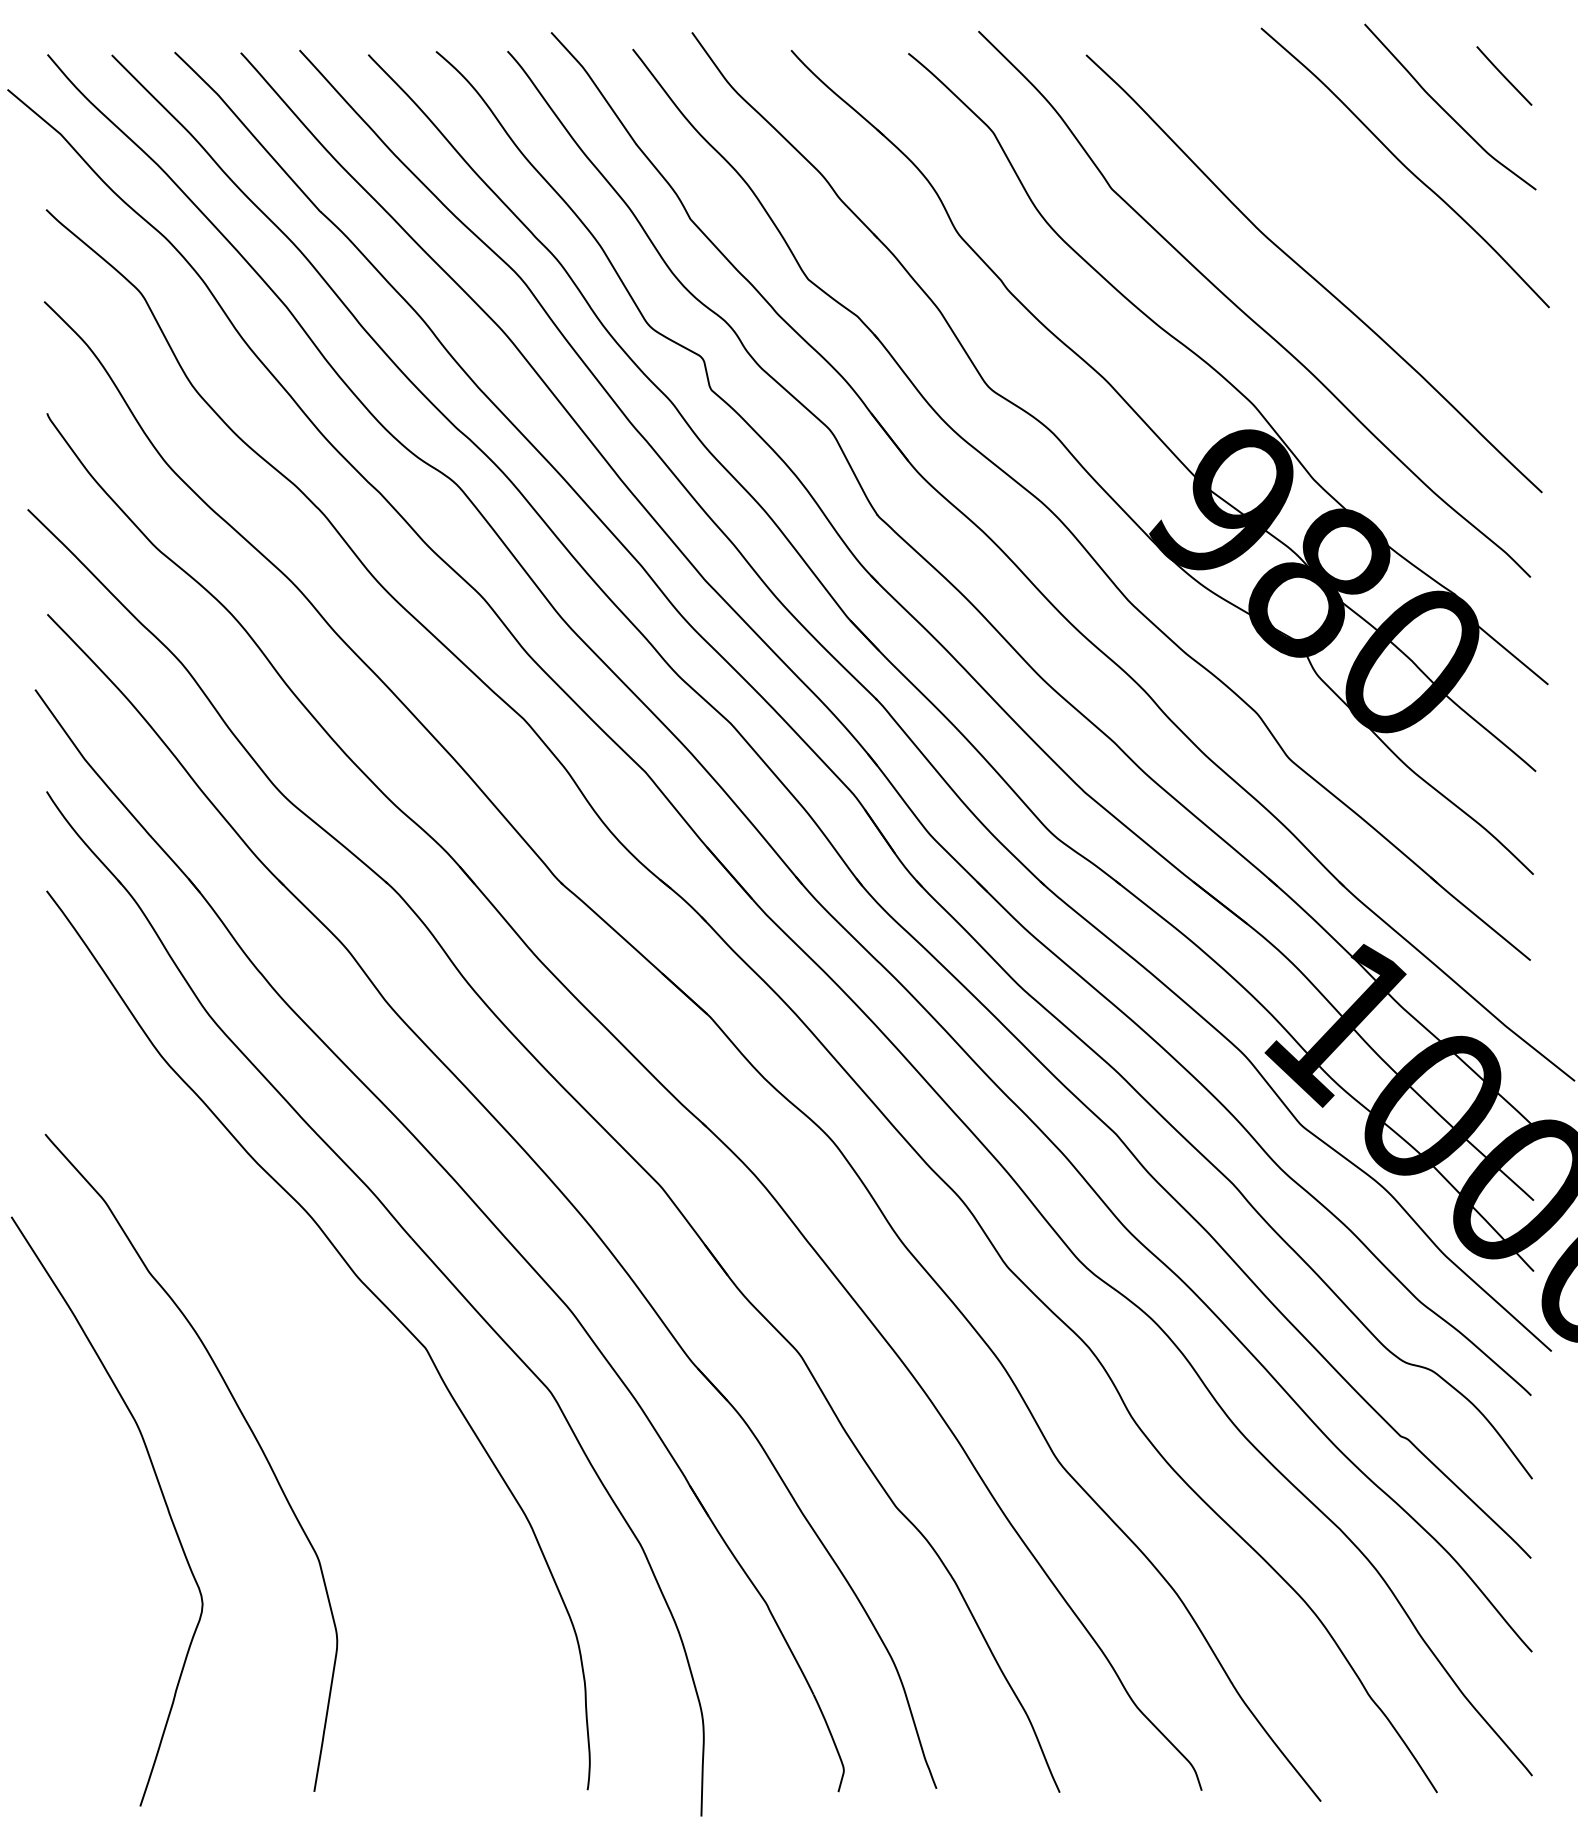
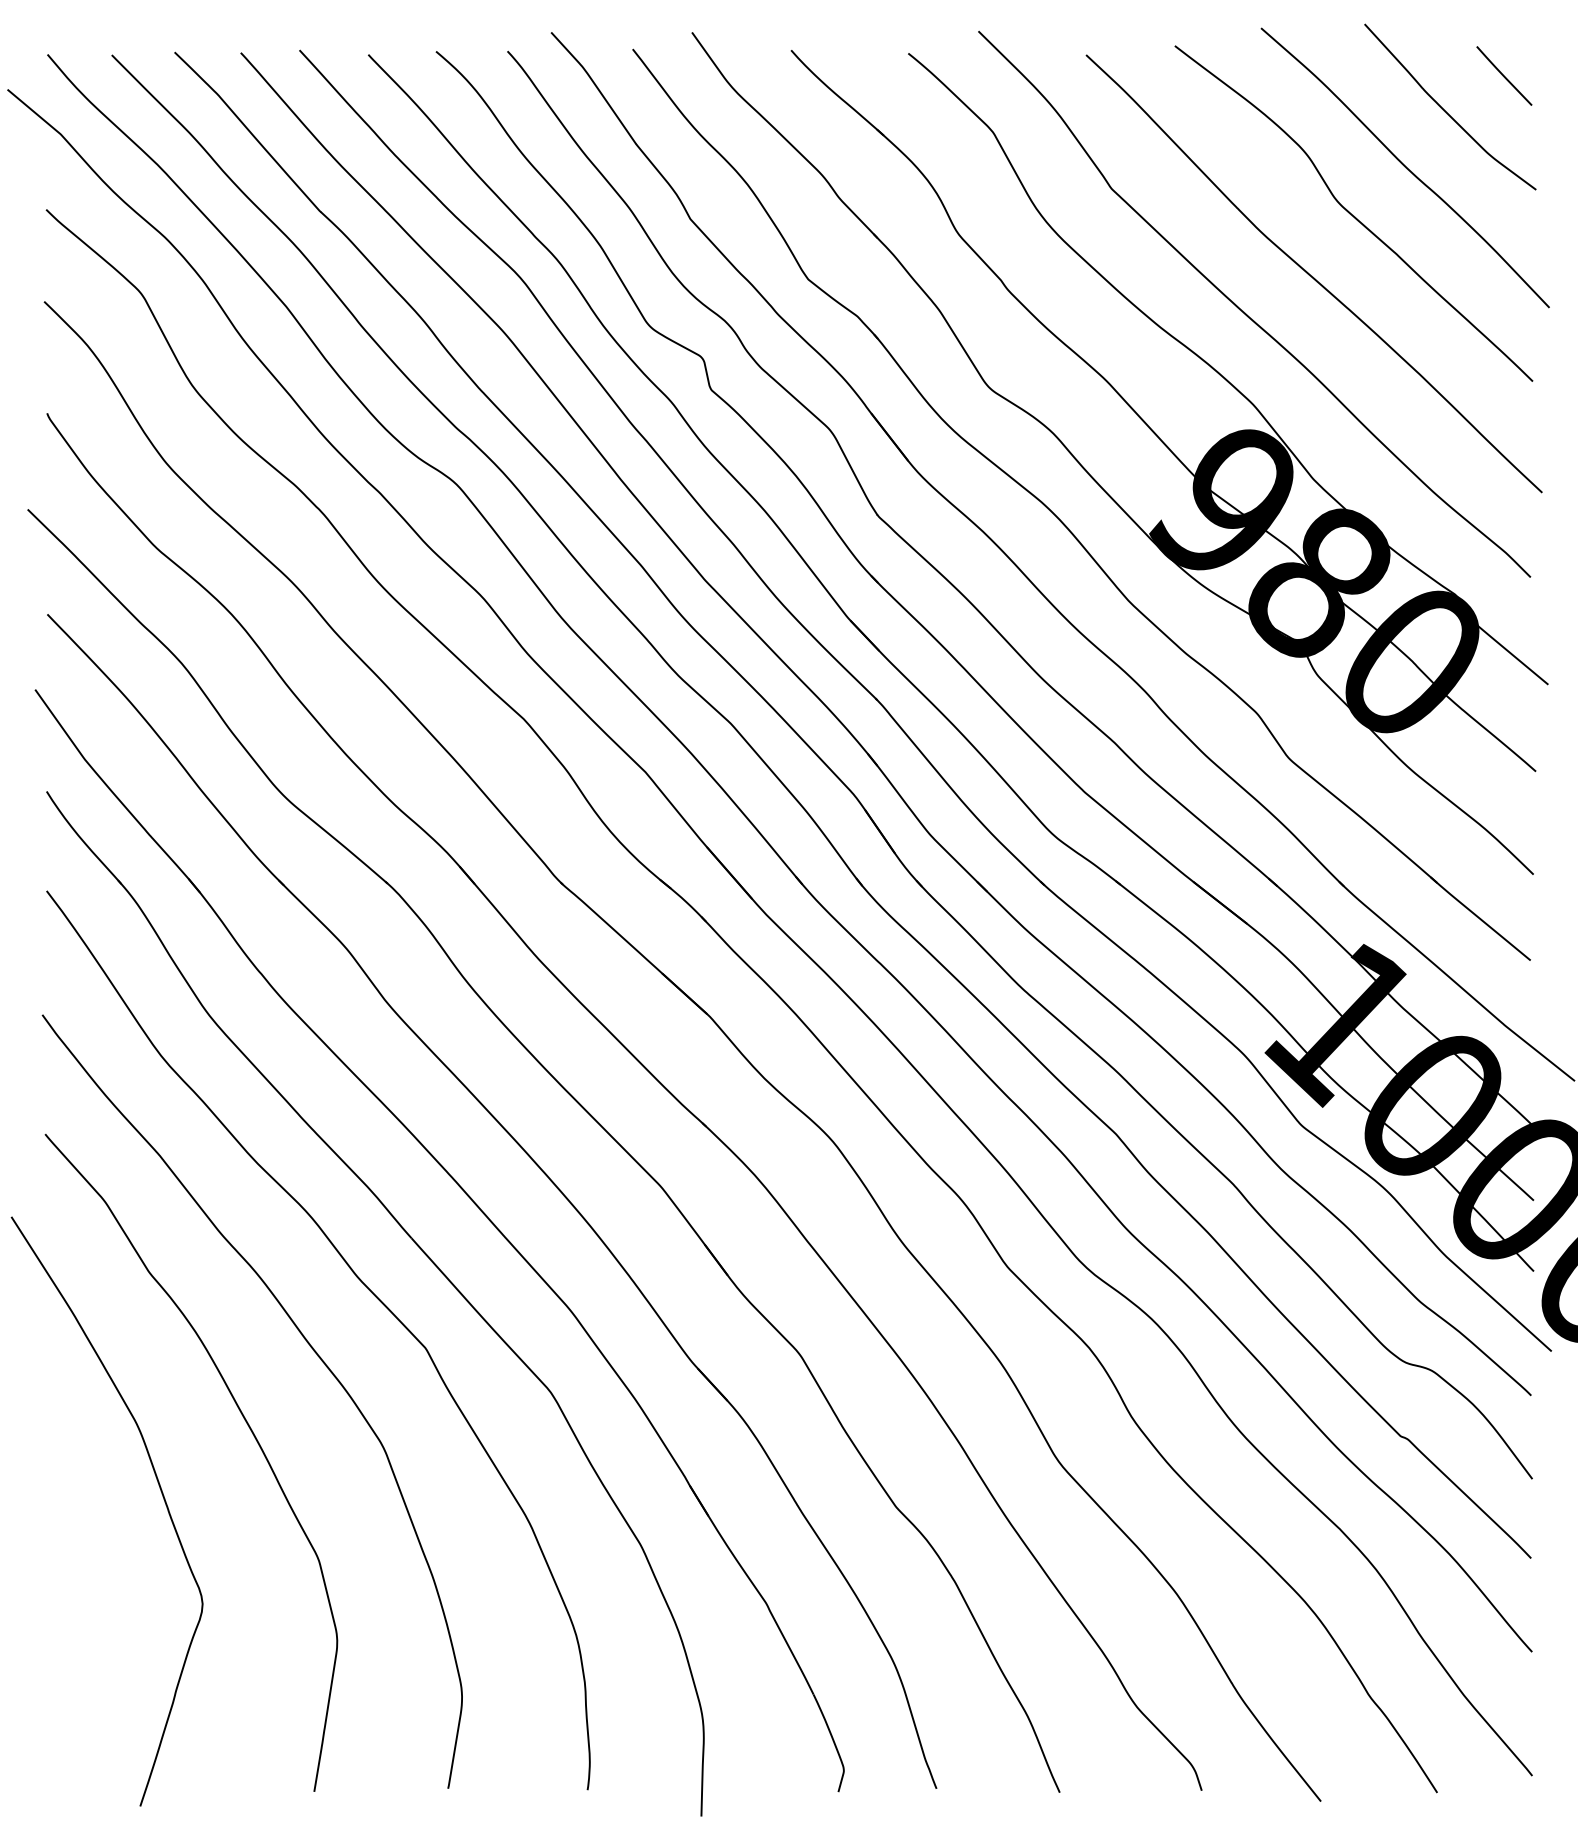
curve: none -> present (1352, 214)
curve: none -> present (313, 1351)
